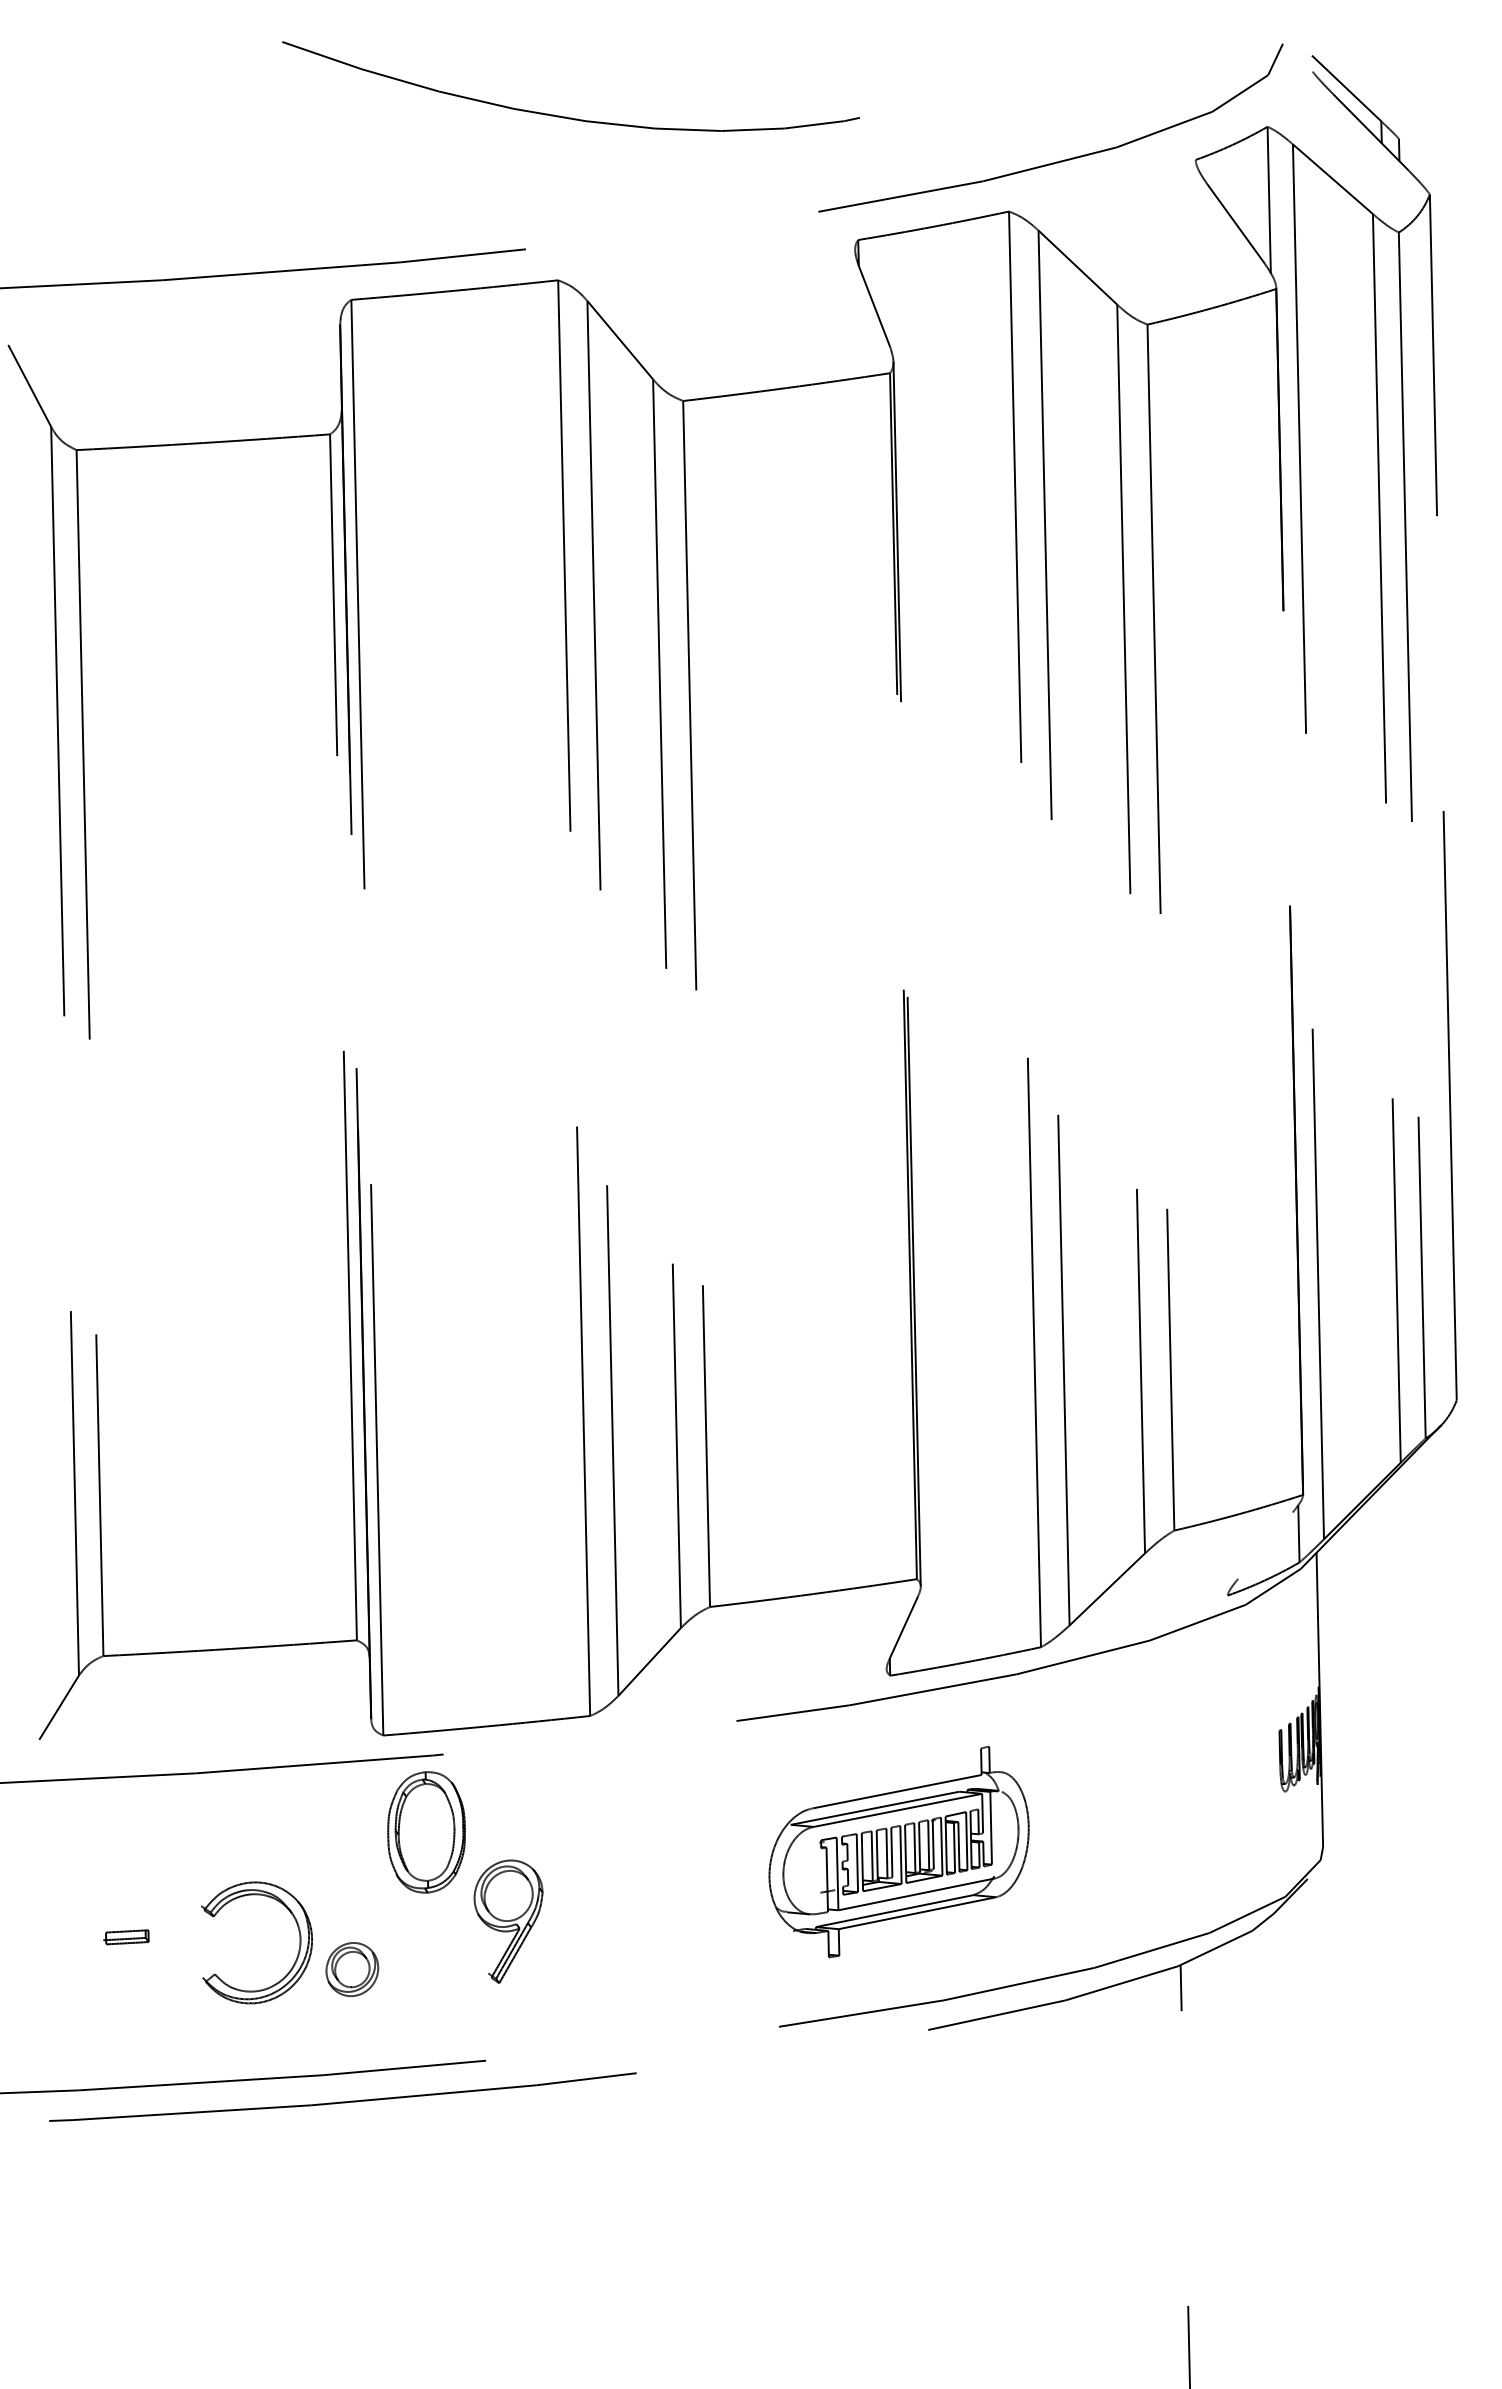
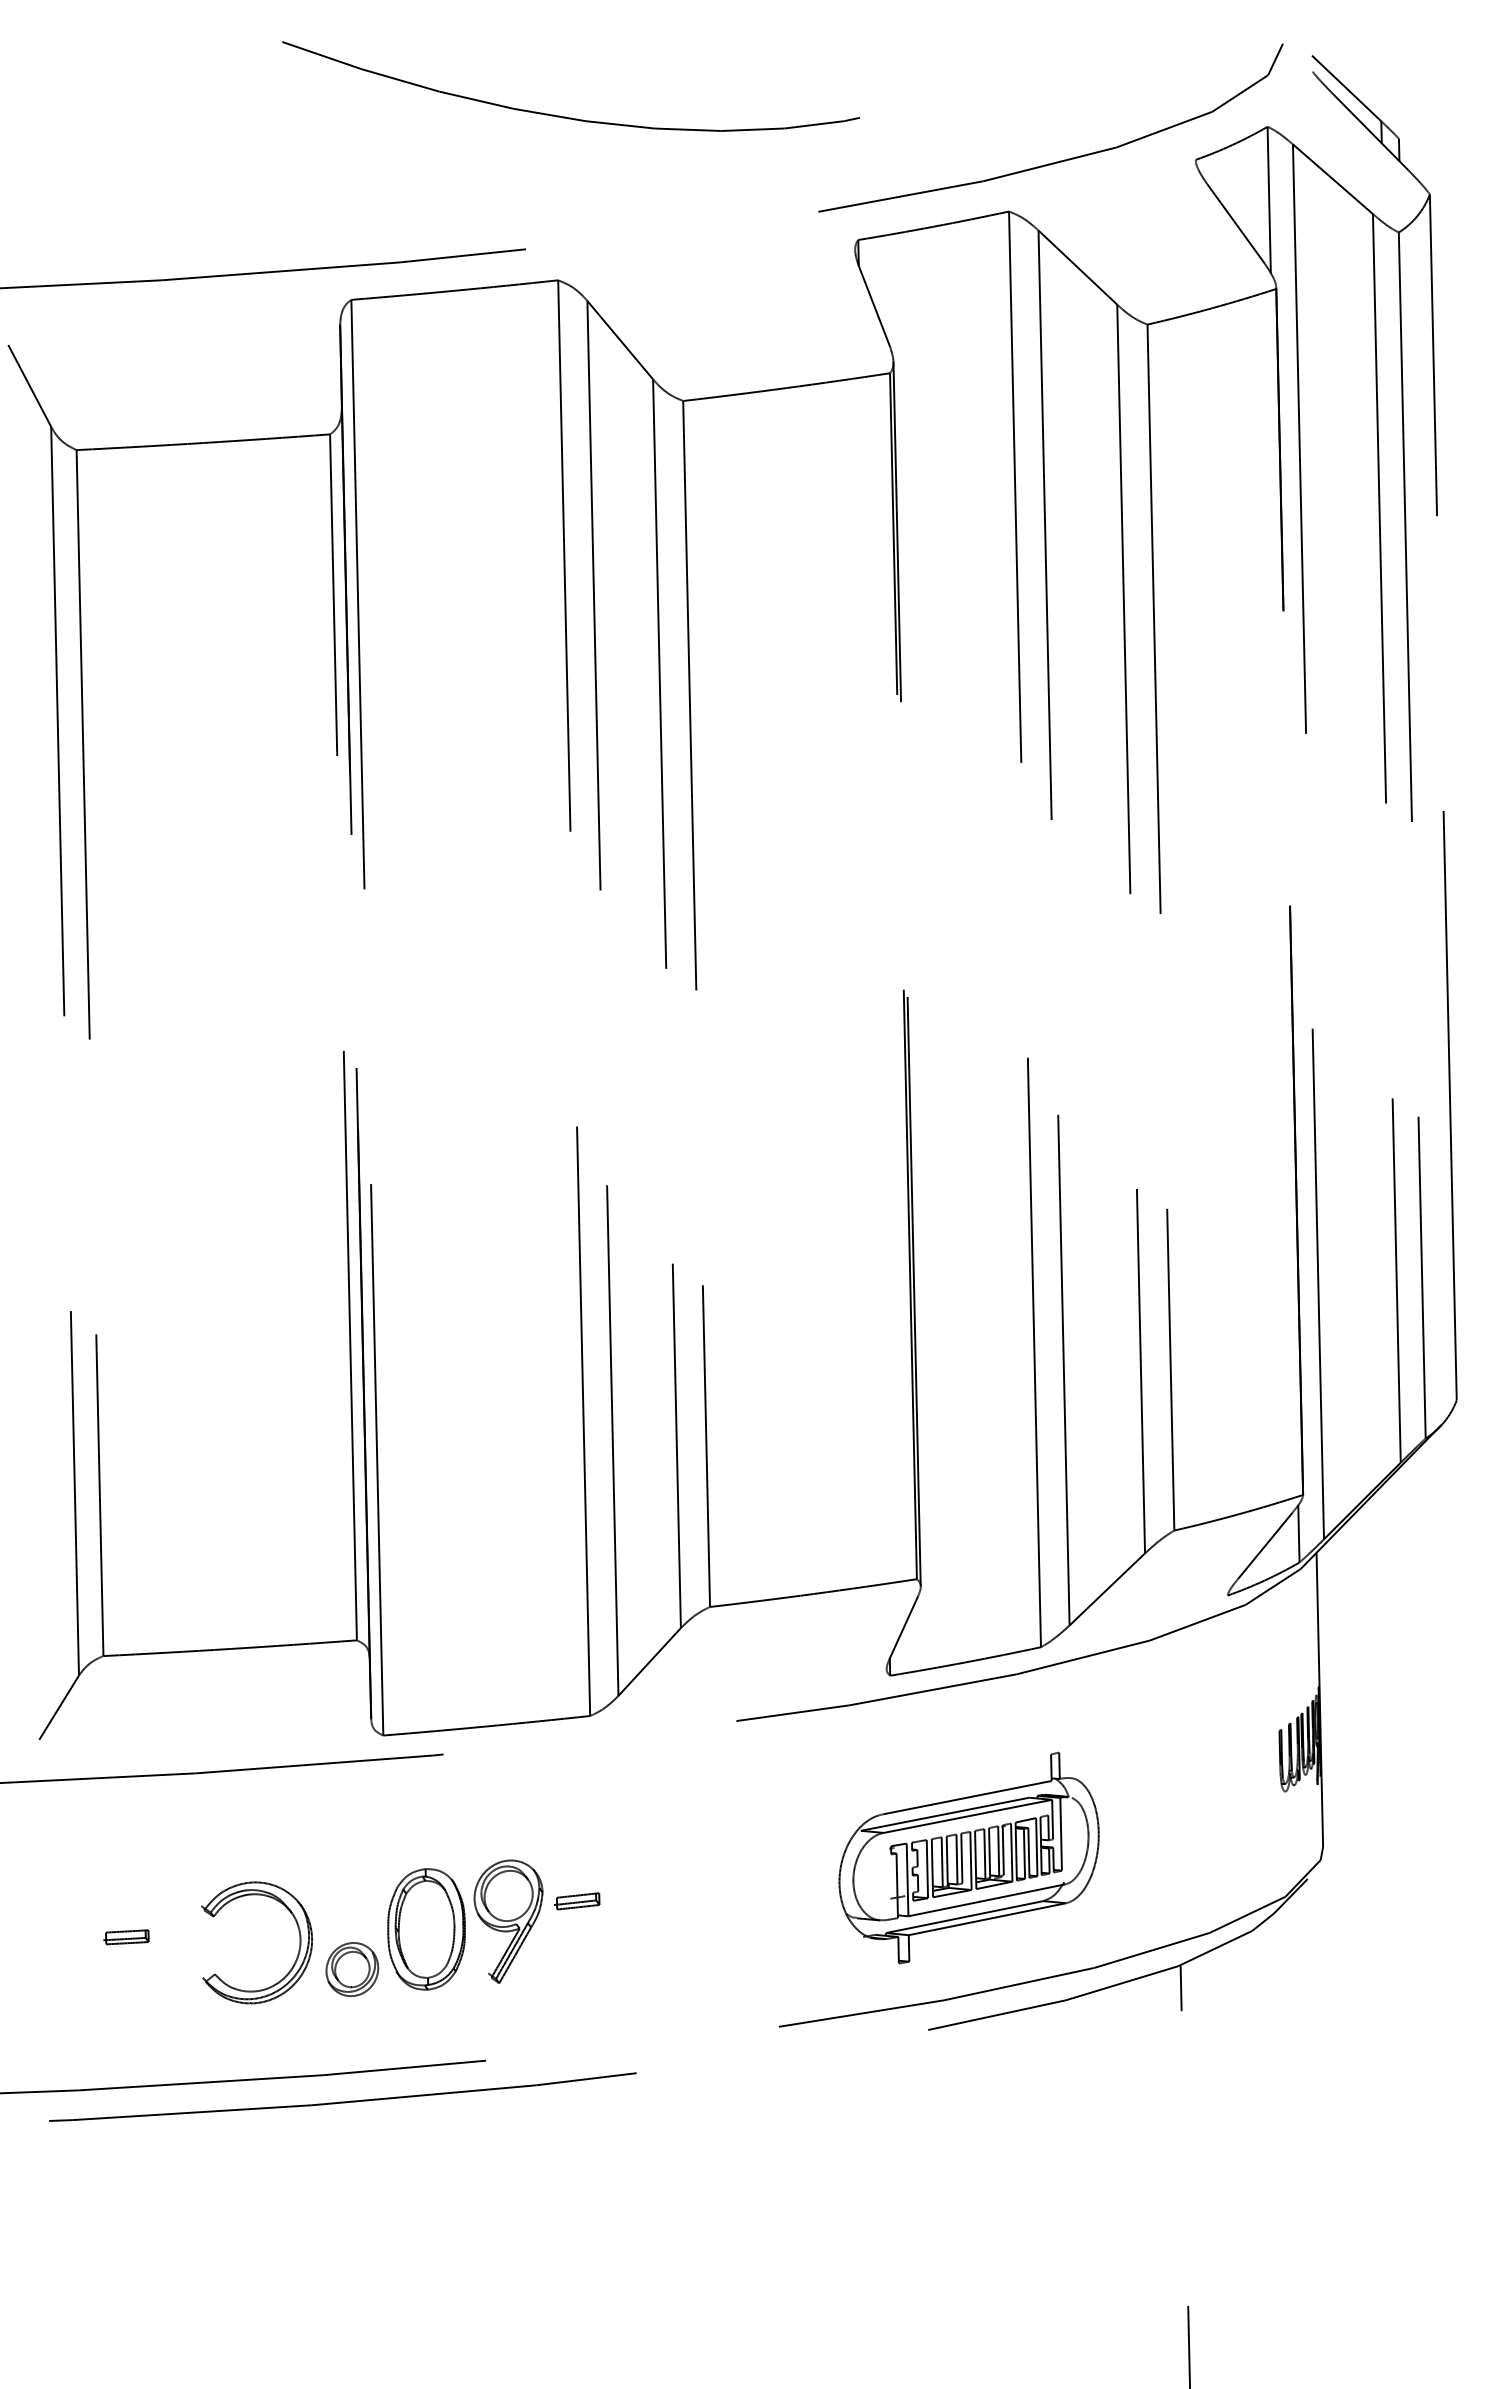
line: none -> present (1265, 1545)
part position: (426, 1832) -> (426, 1929) (426, 1929)
part position: (898, 1851) -> (968, 1857) (968, 1857)
part: none -> present (577, 1901)
